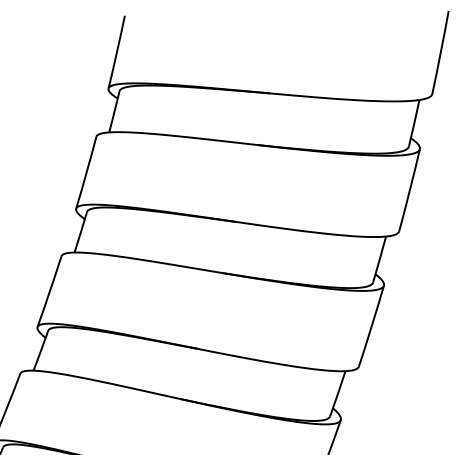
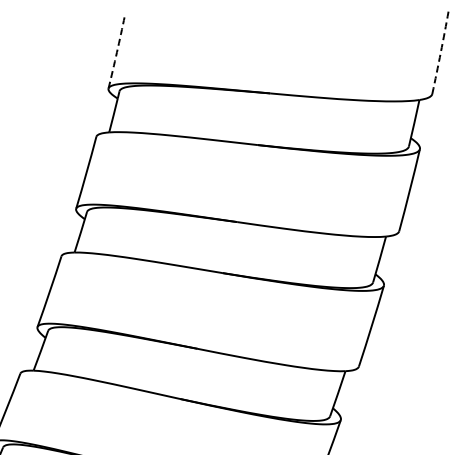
arc: solid -> dashed (117, 52)
arc: solid -> dashed (440, 52)
